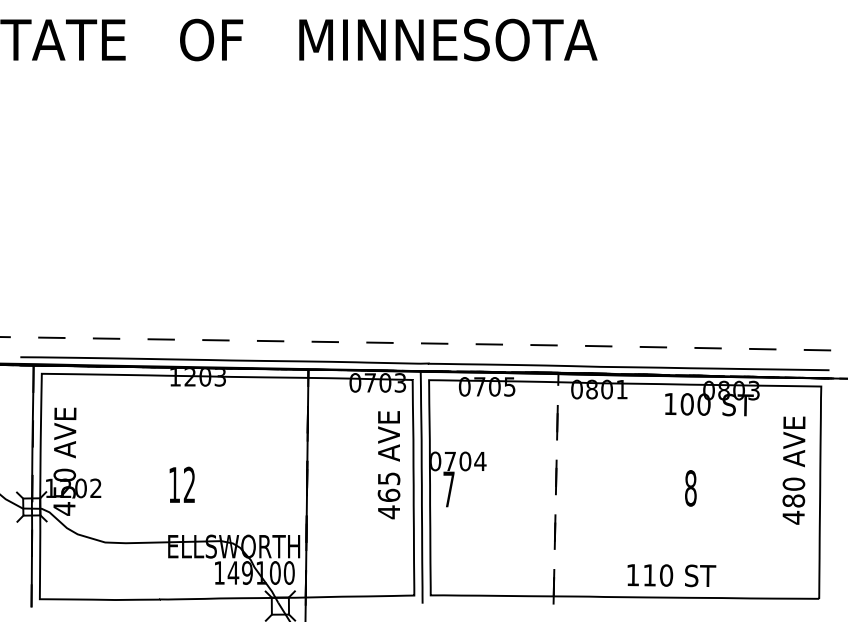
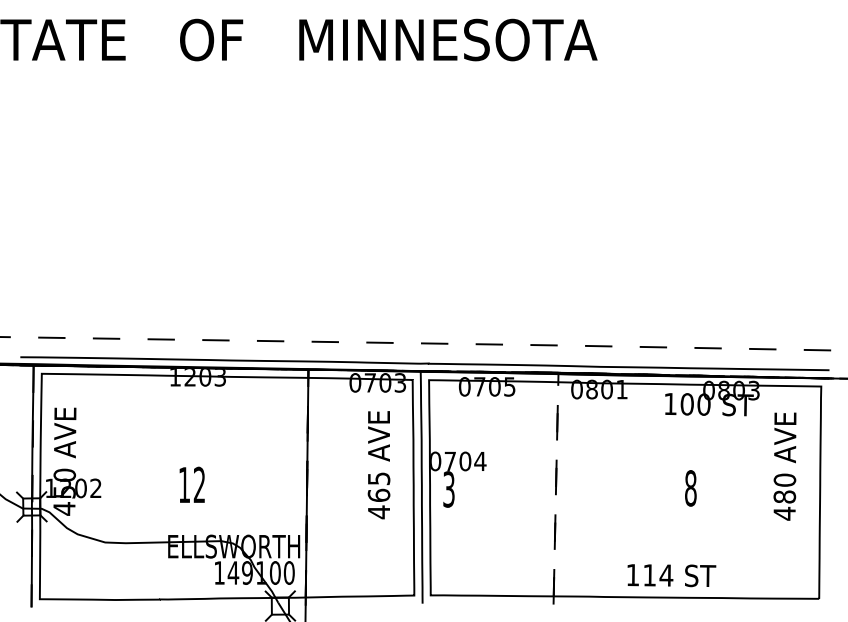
text position: (388, 465) -> (378, 465) (378, 465)
text position: (793, 470) -> (784, 466) (784, 466)
text position: (181, 484) -> (191, 484) (191, 484)
text: 7 -> 3 (448, 489)
text: 110 -> 114 (666, 575)
